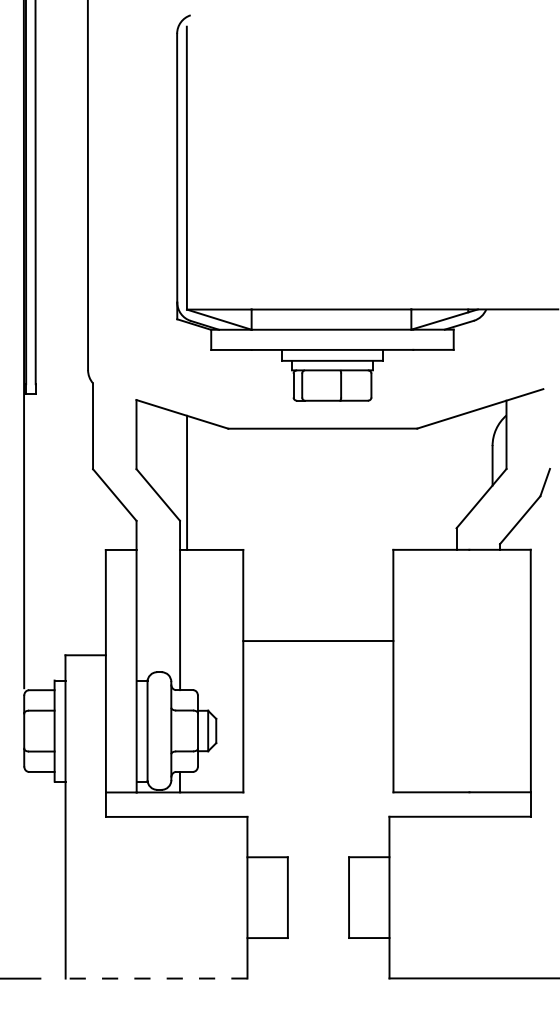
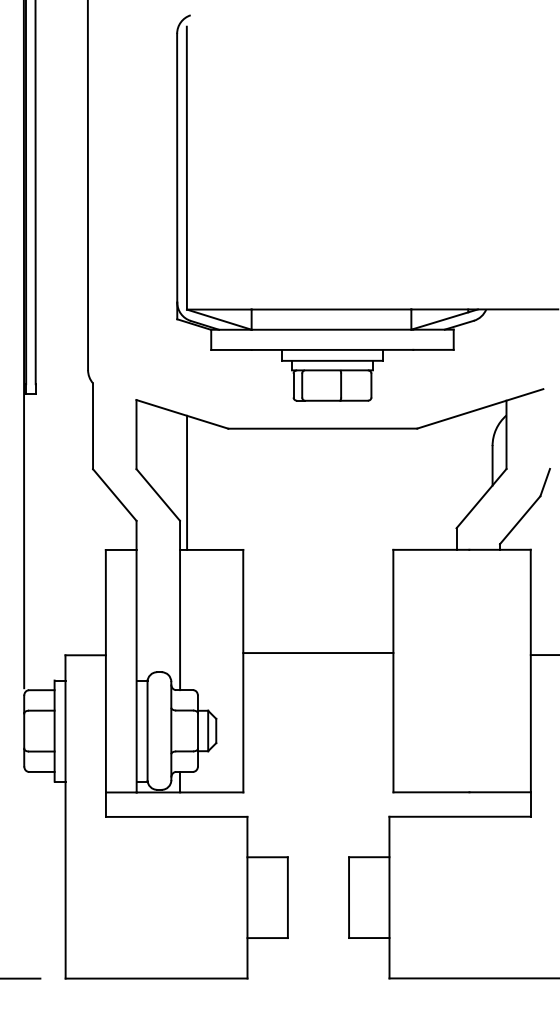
line position: (318, 640) -> (318, 652) (318, 652)
line: none -> present (543, 655)
line: dashed -> solid (156, 978)
